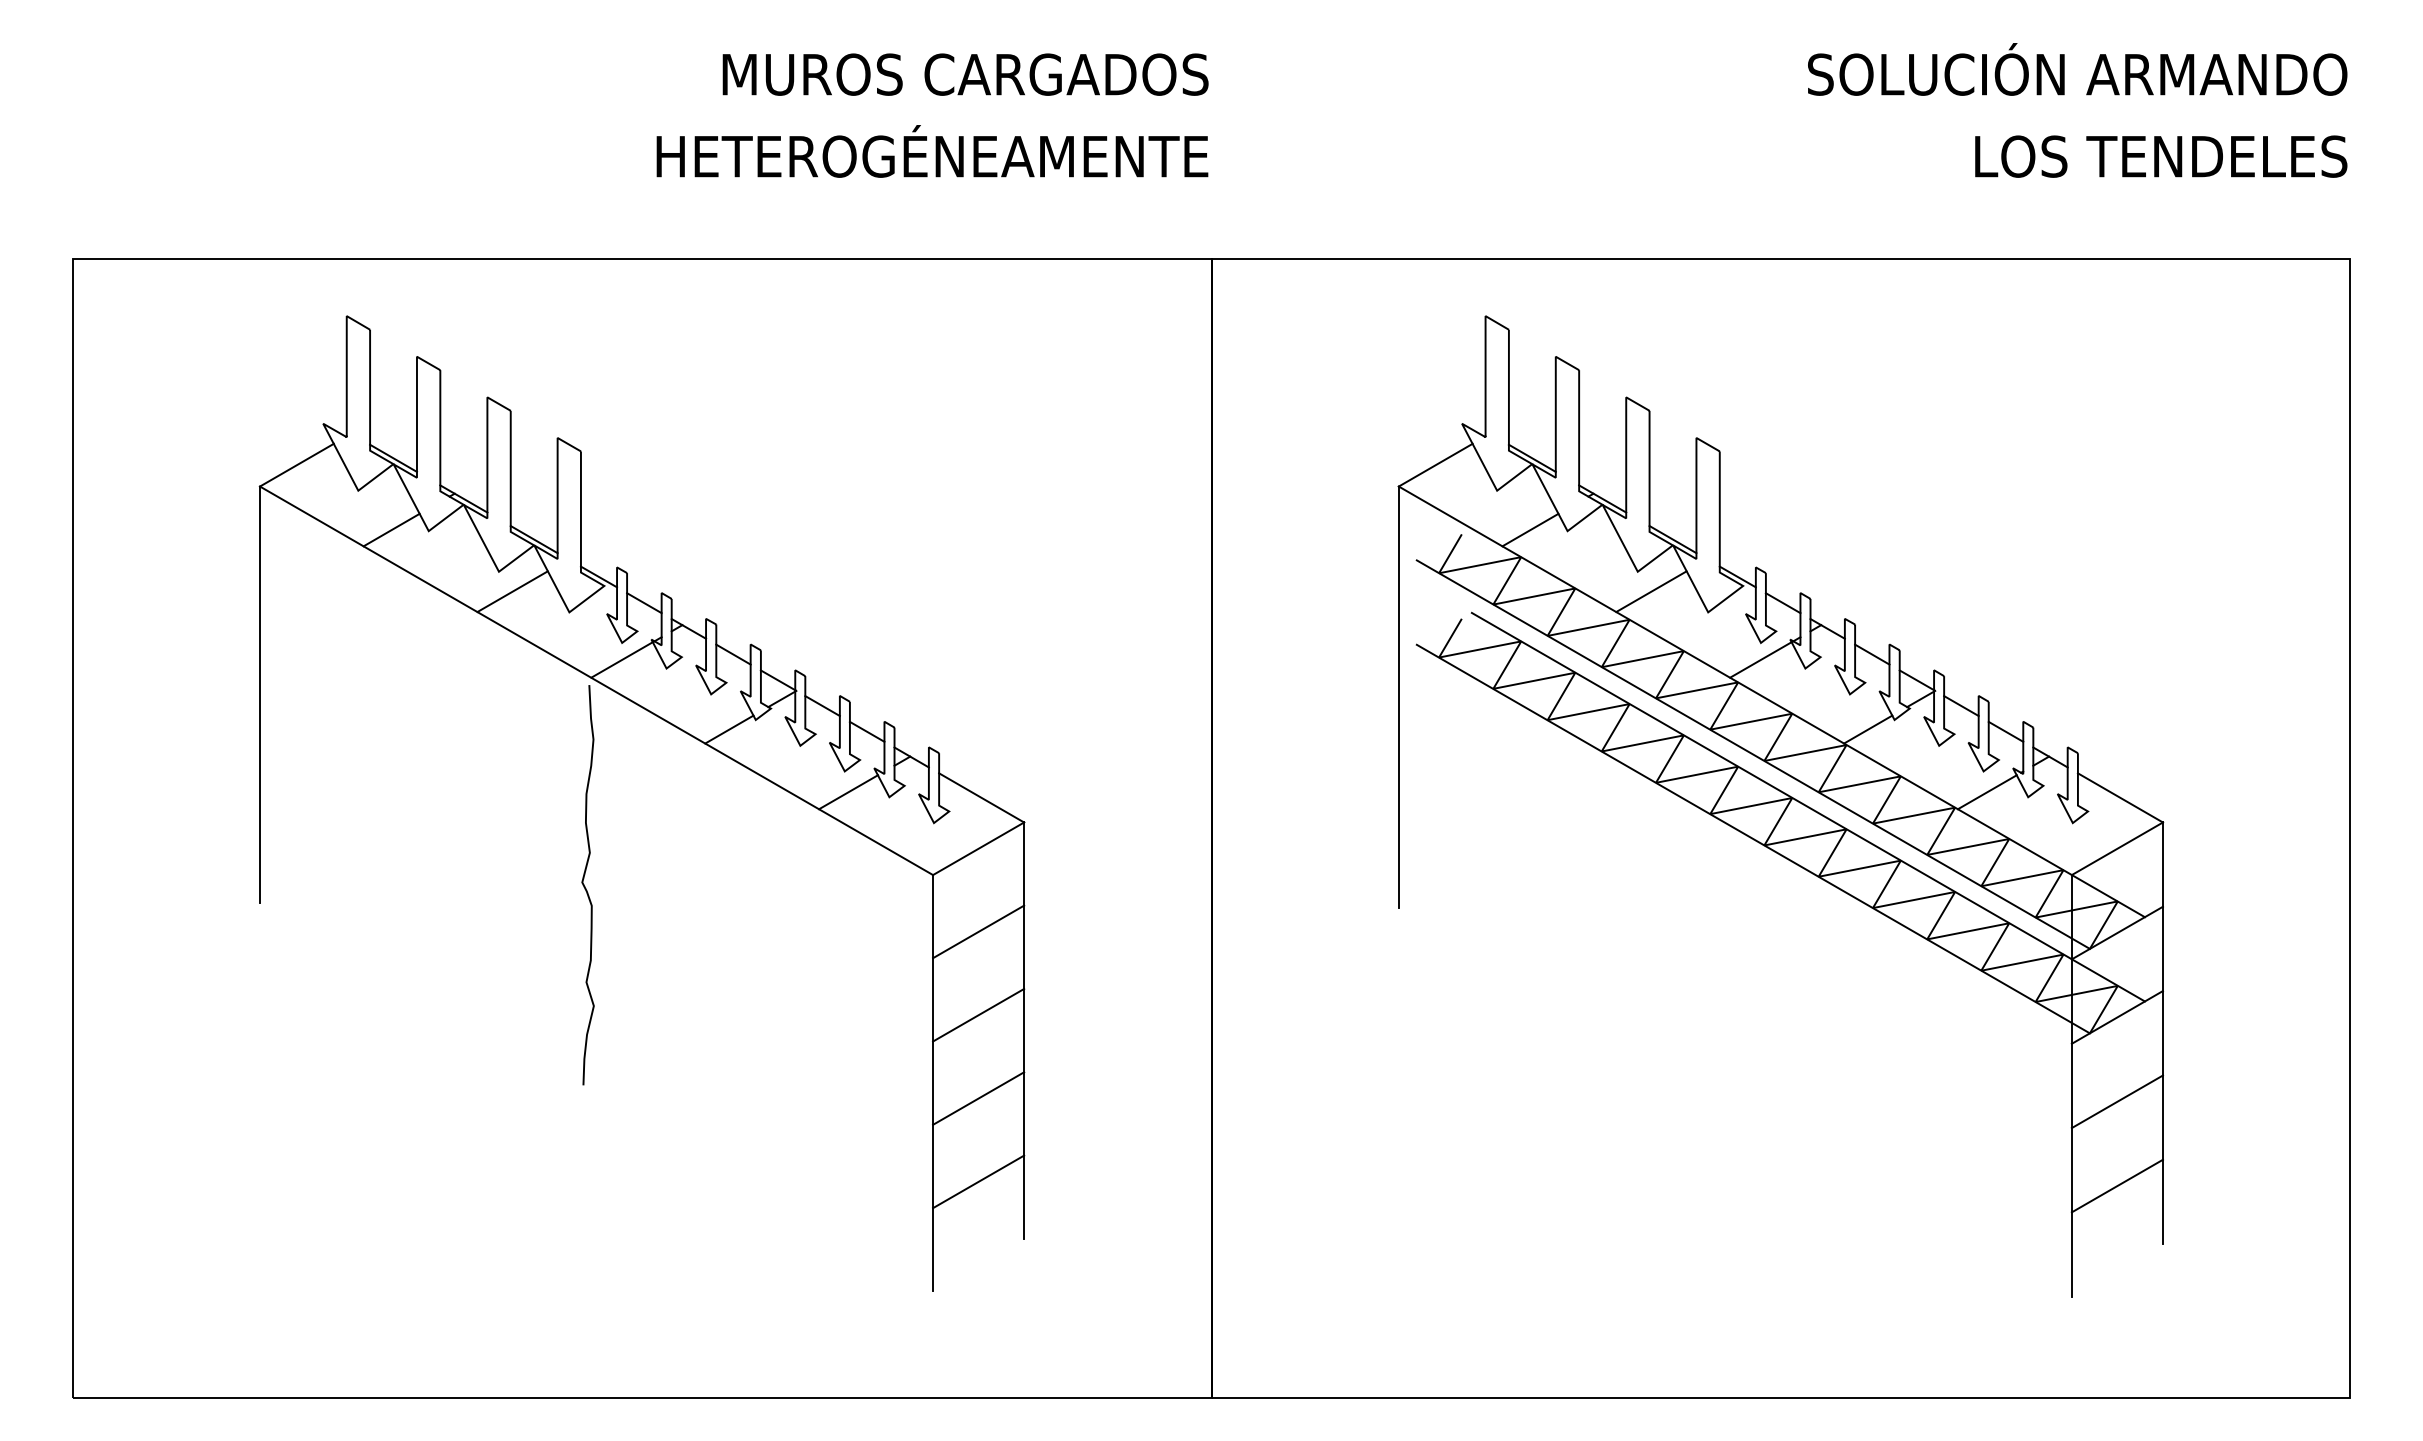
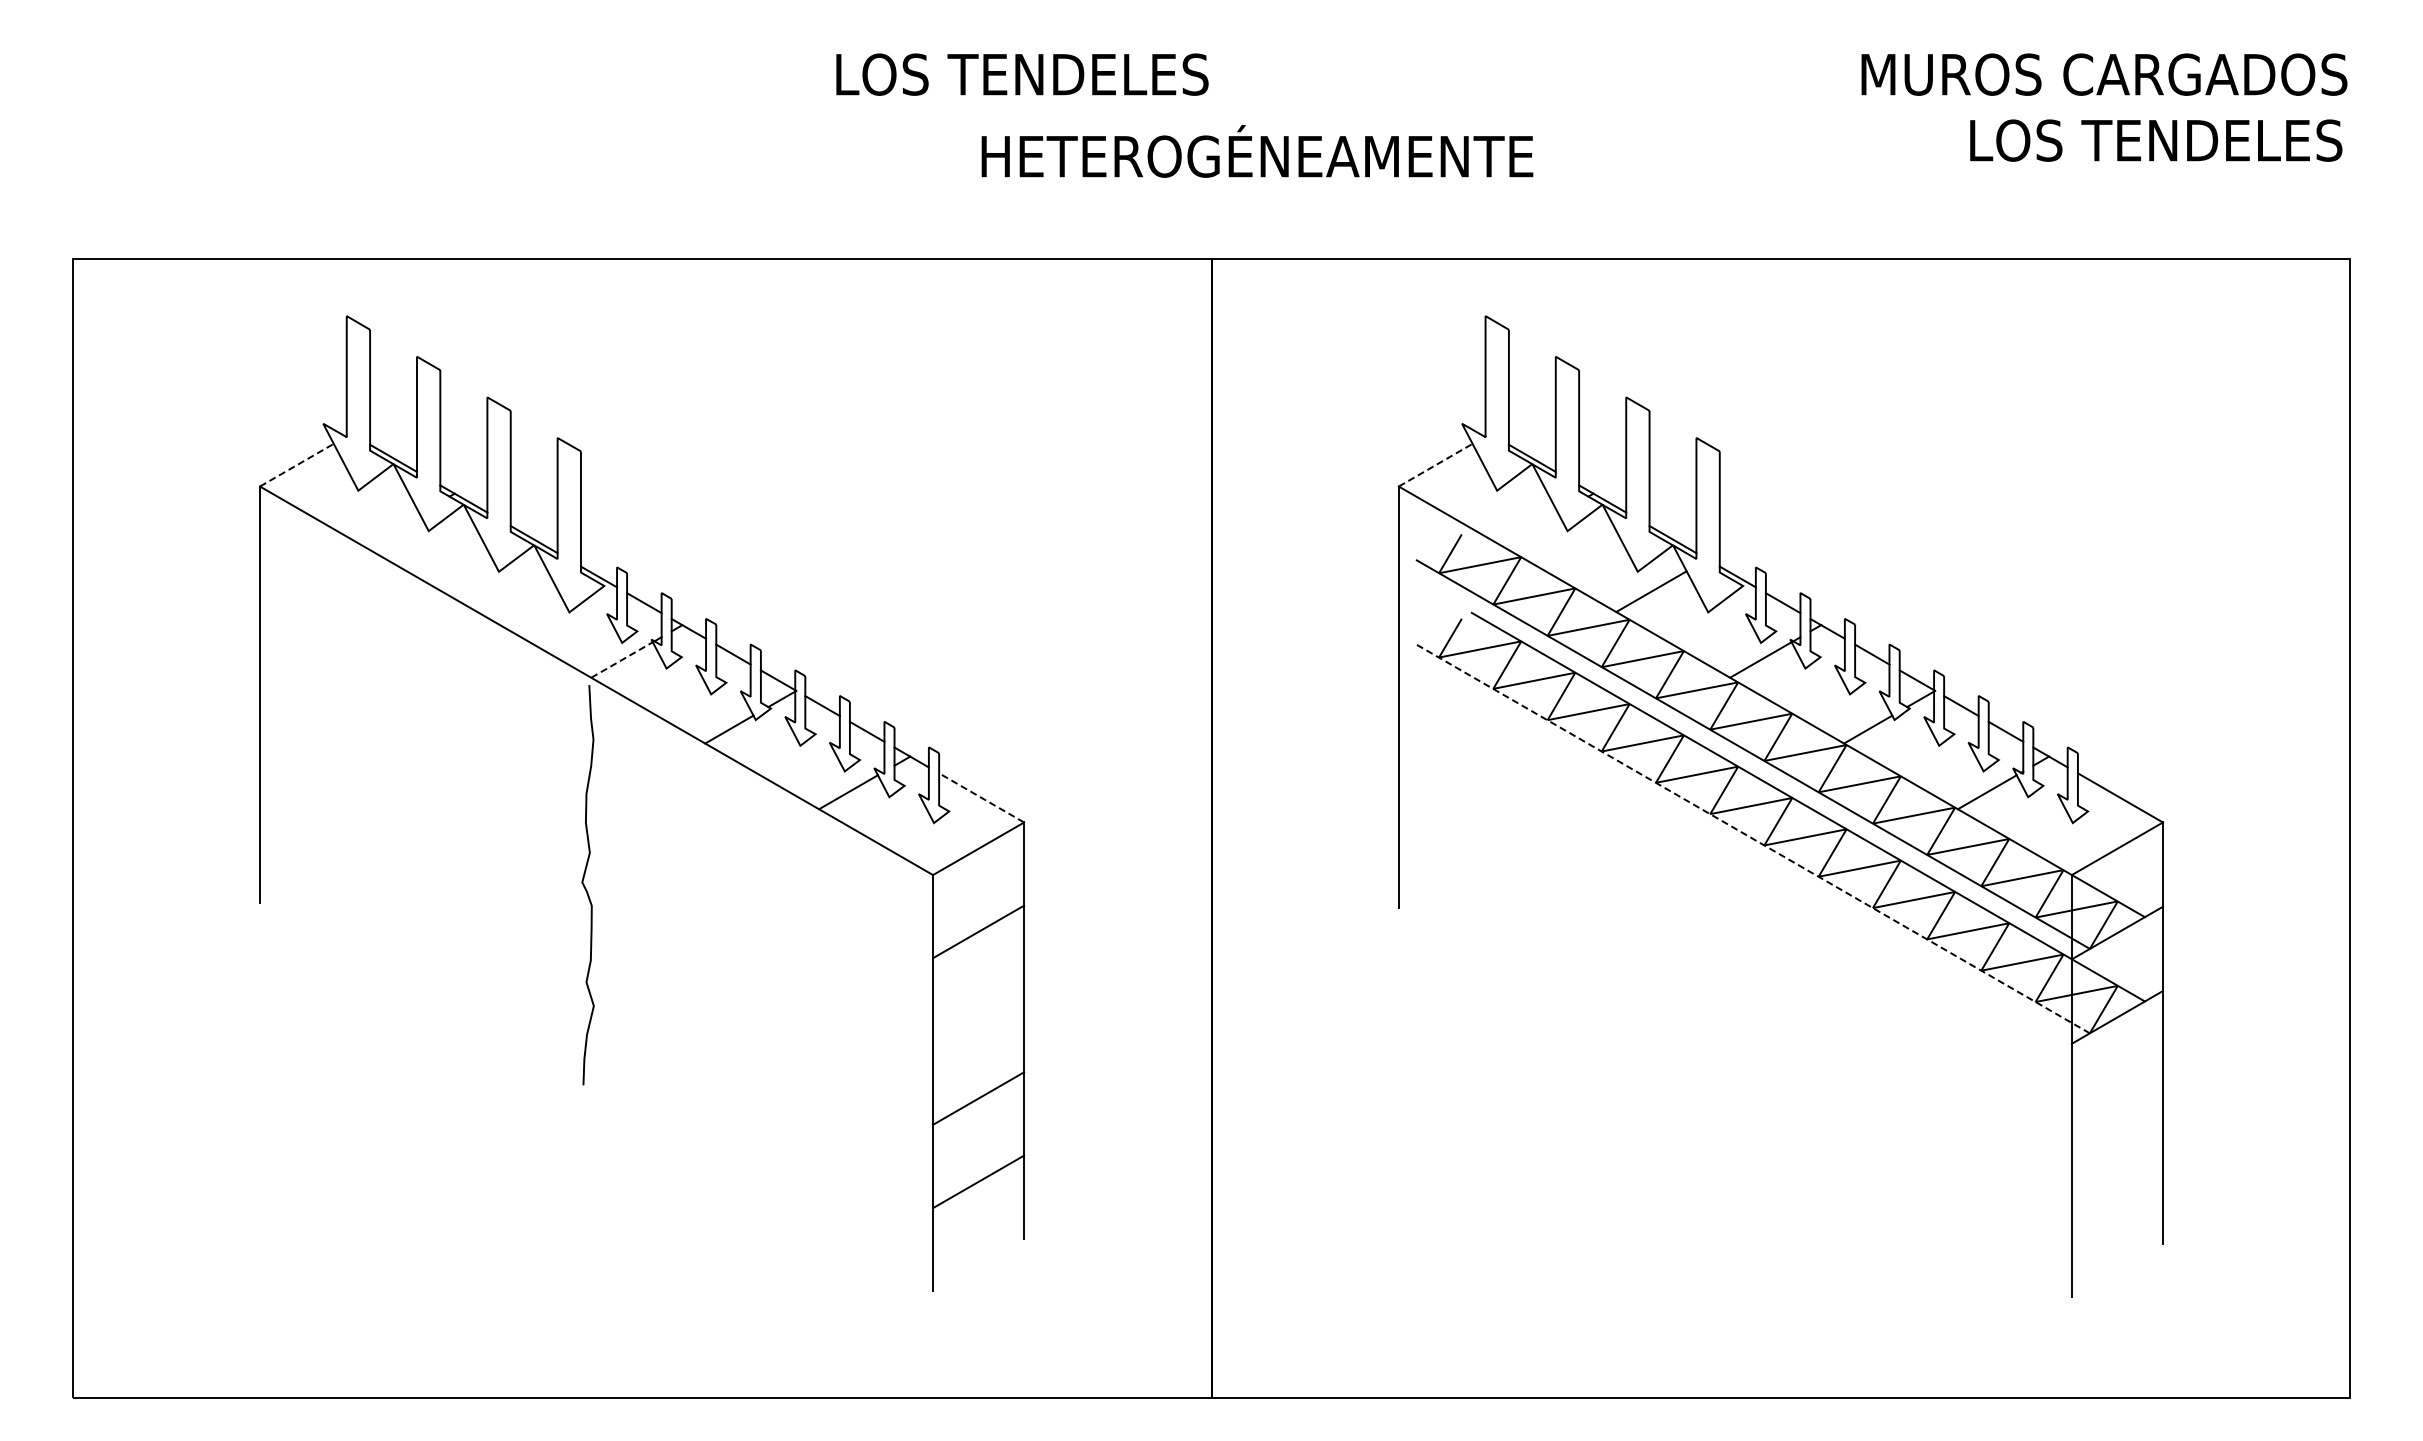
text: SOLUCIÓN ARMANDO -> MUROS CARGADOS (2077, 69)
text: MUROS CARGADOS -> LOS TENDELES (949, 74)
text position: (932, 151) -> (1257, 151) (1257, 151)
text position: (2161, 156) -> (2156, 140) (2156, 140)
line: solid -> dashed (296, 465)
line: solid -> dashed (1435, 465)
line: present -> none (391, 529)
line: present -> none (1530, 529)
line: present -> none (512, 591)
line: solid -> dashed (622, 659)
line: solid -> dashed (981, 797)
line: solid -> dashed (1753, 839)
line: present -> none (978, 1014)
line: present -> none (2116, 1101)
line: present -> none (2116, 1185)
